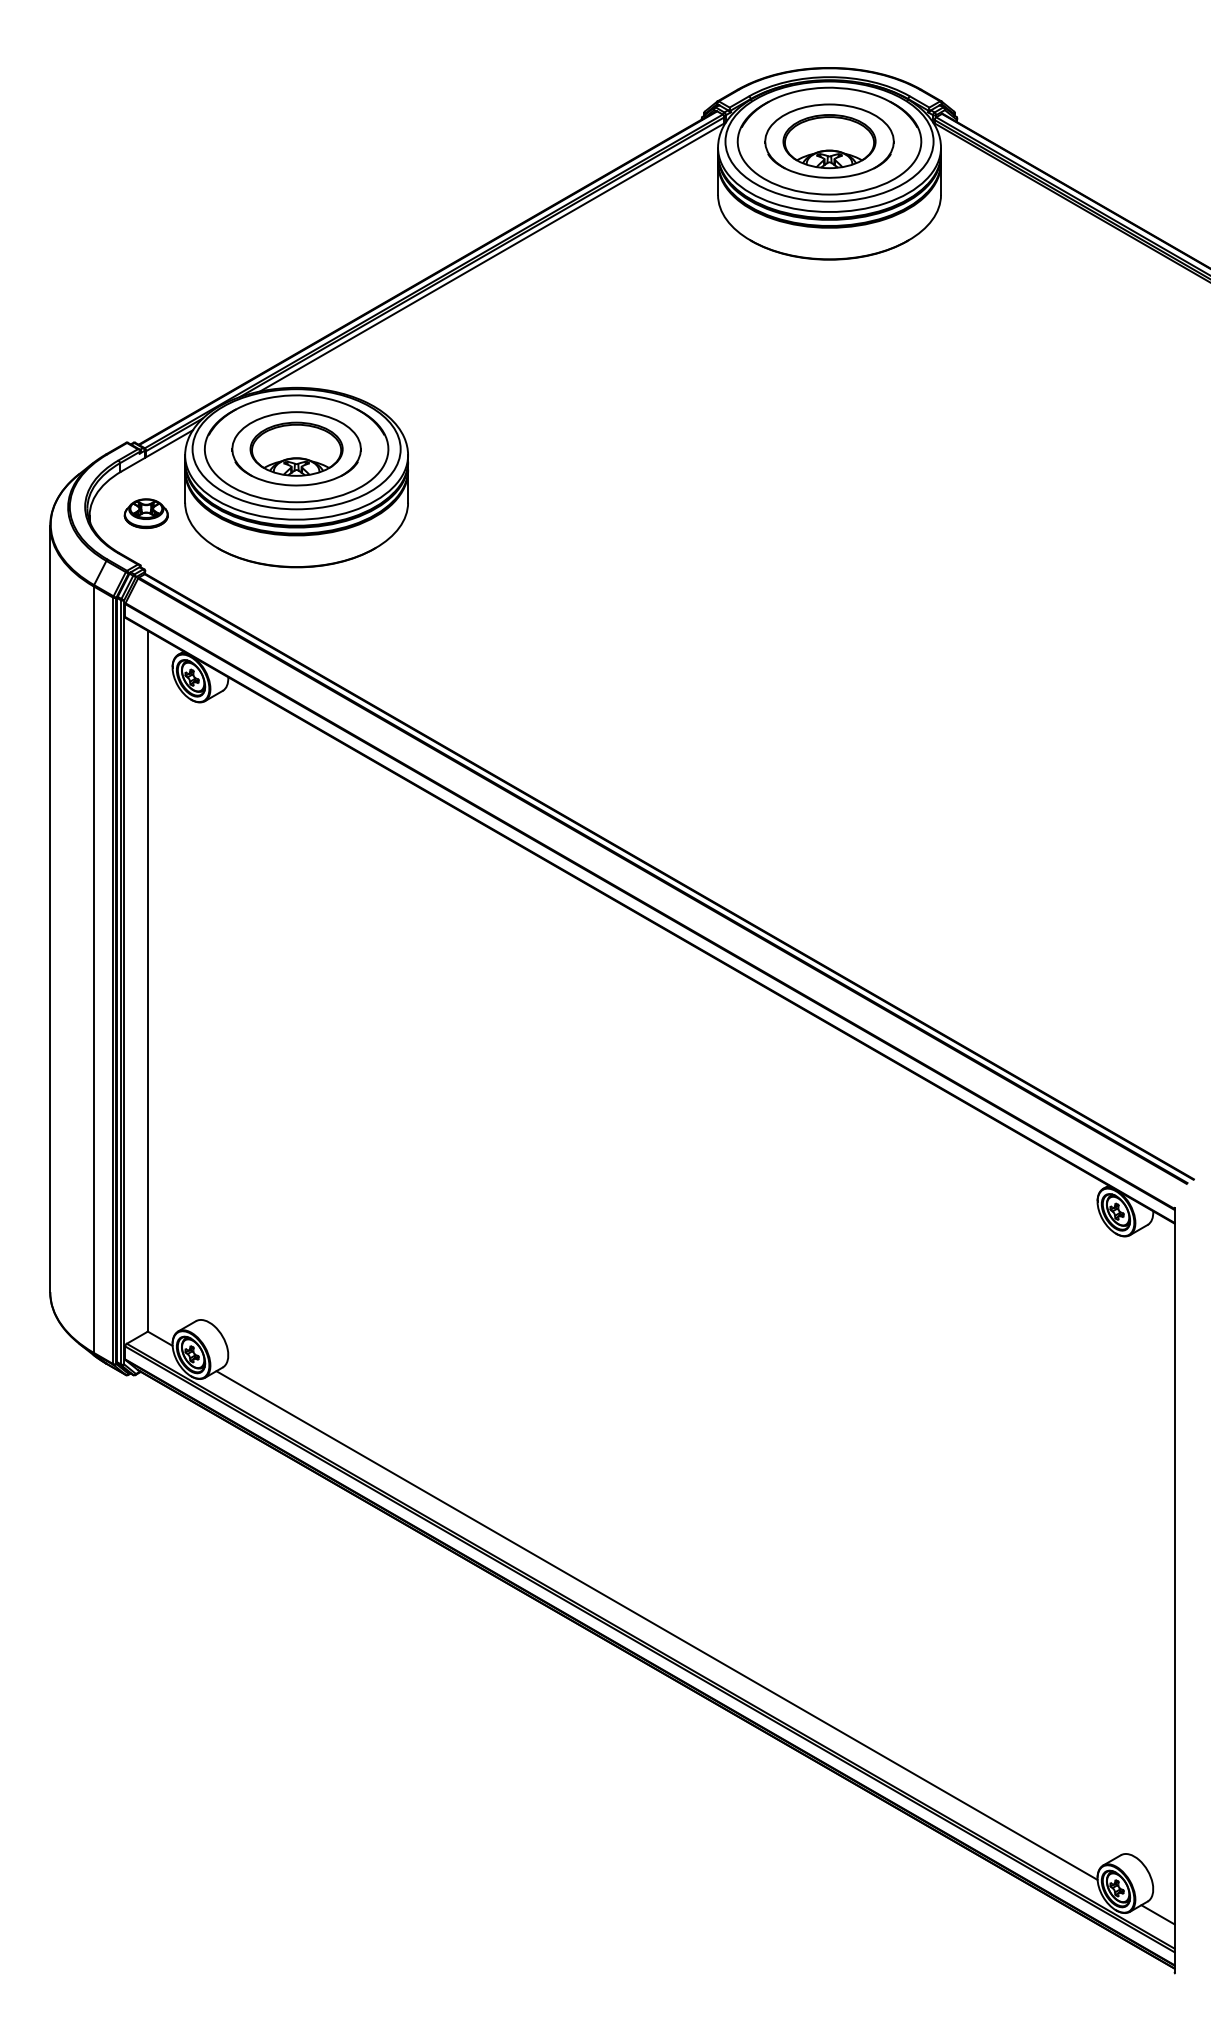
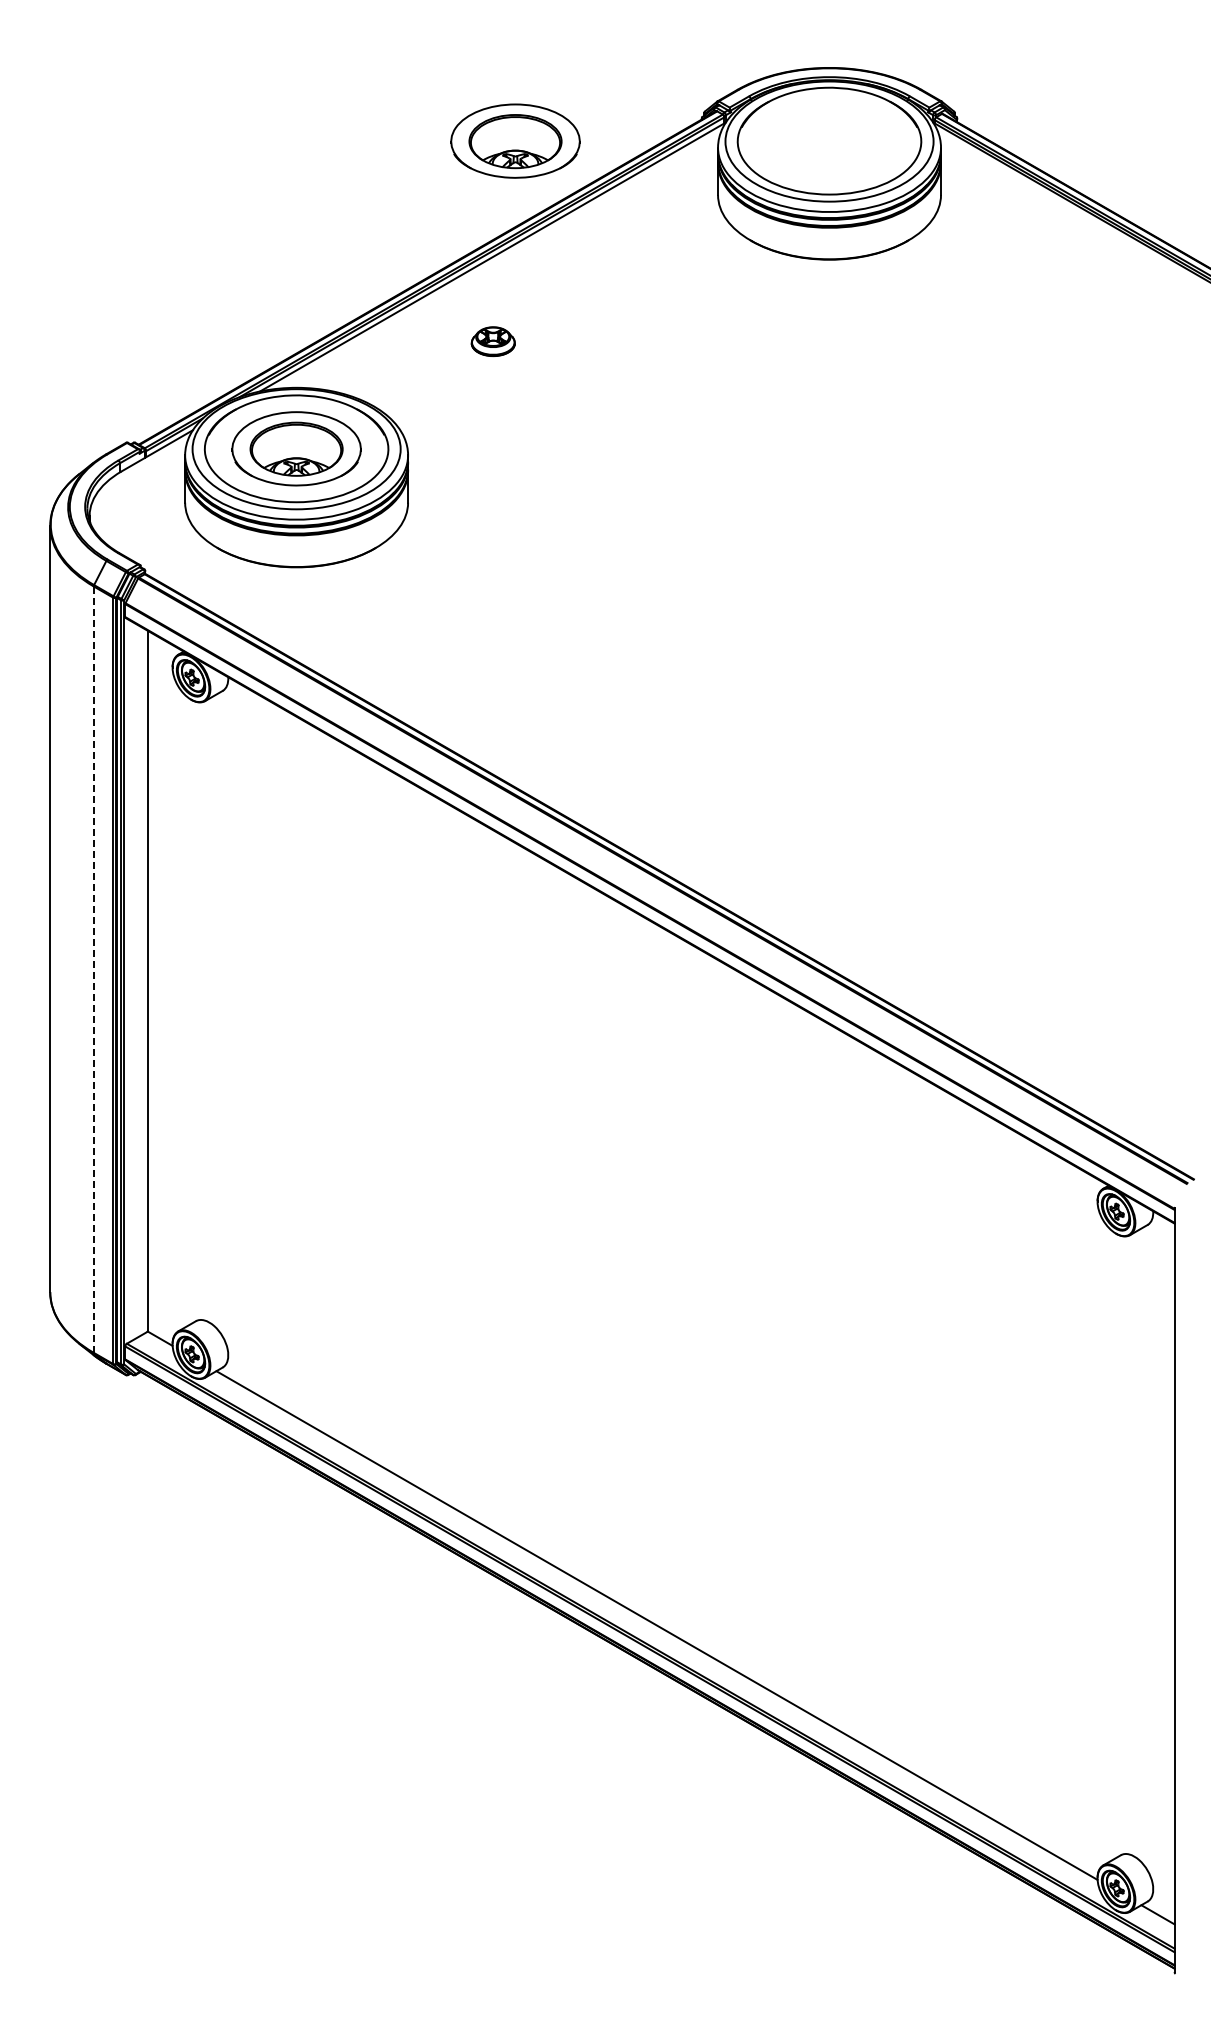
part position: (829, 140) -> (515, 140) (515, 140)
part position: (145, 513) -> (492, 341) (492, 341)
line: solid -> dashed (93, 969)
